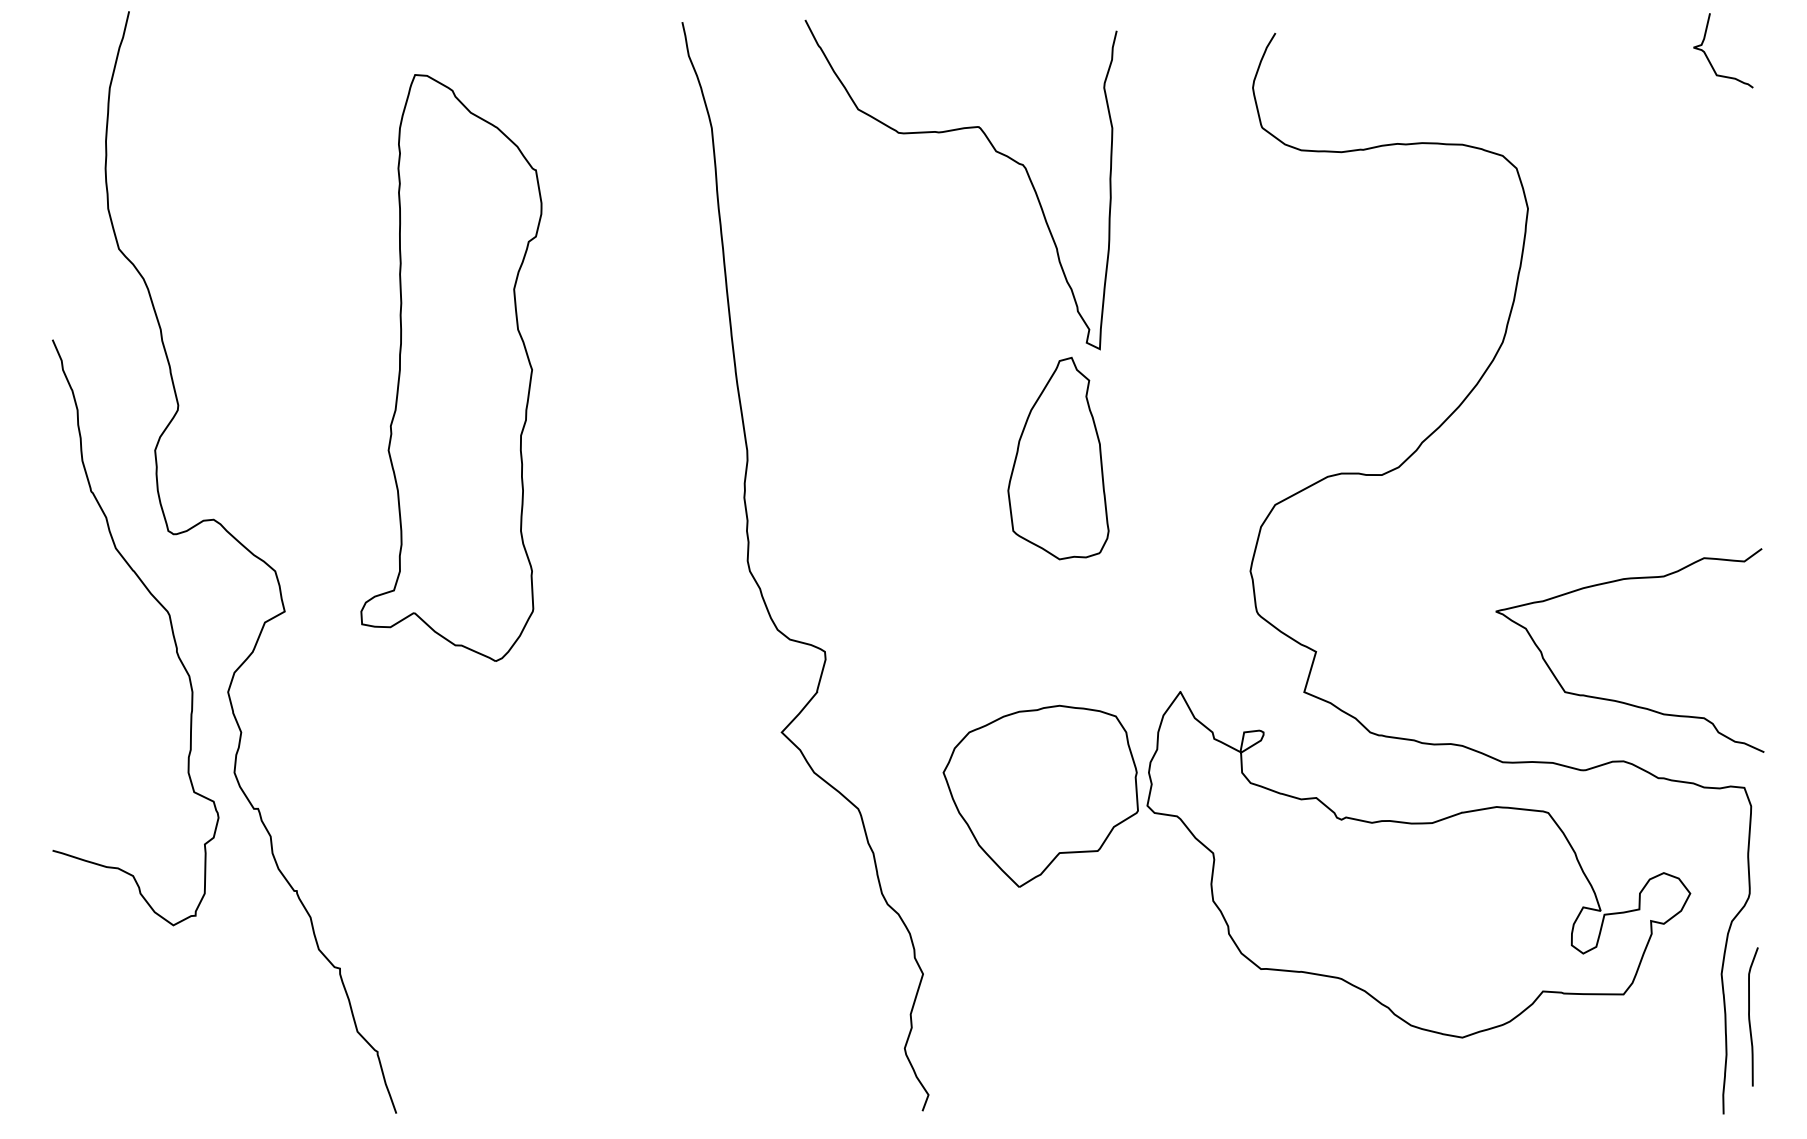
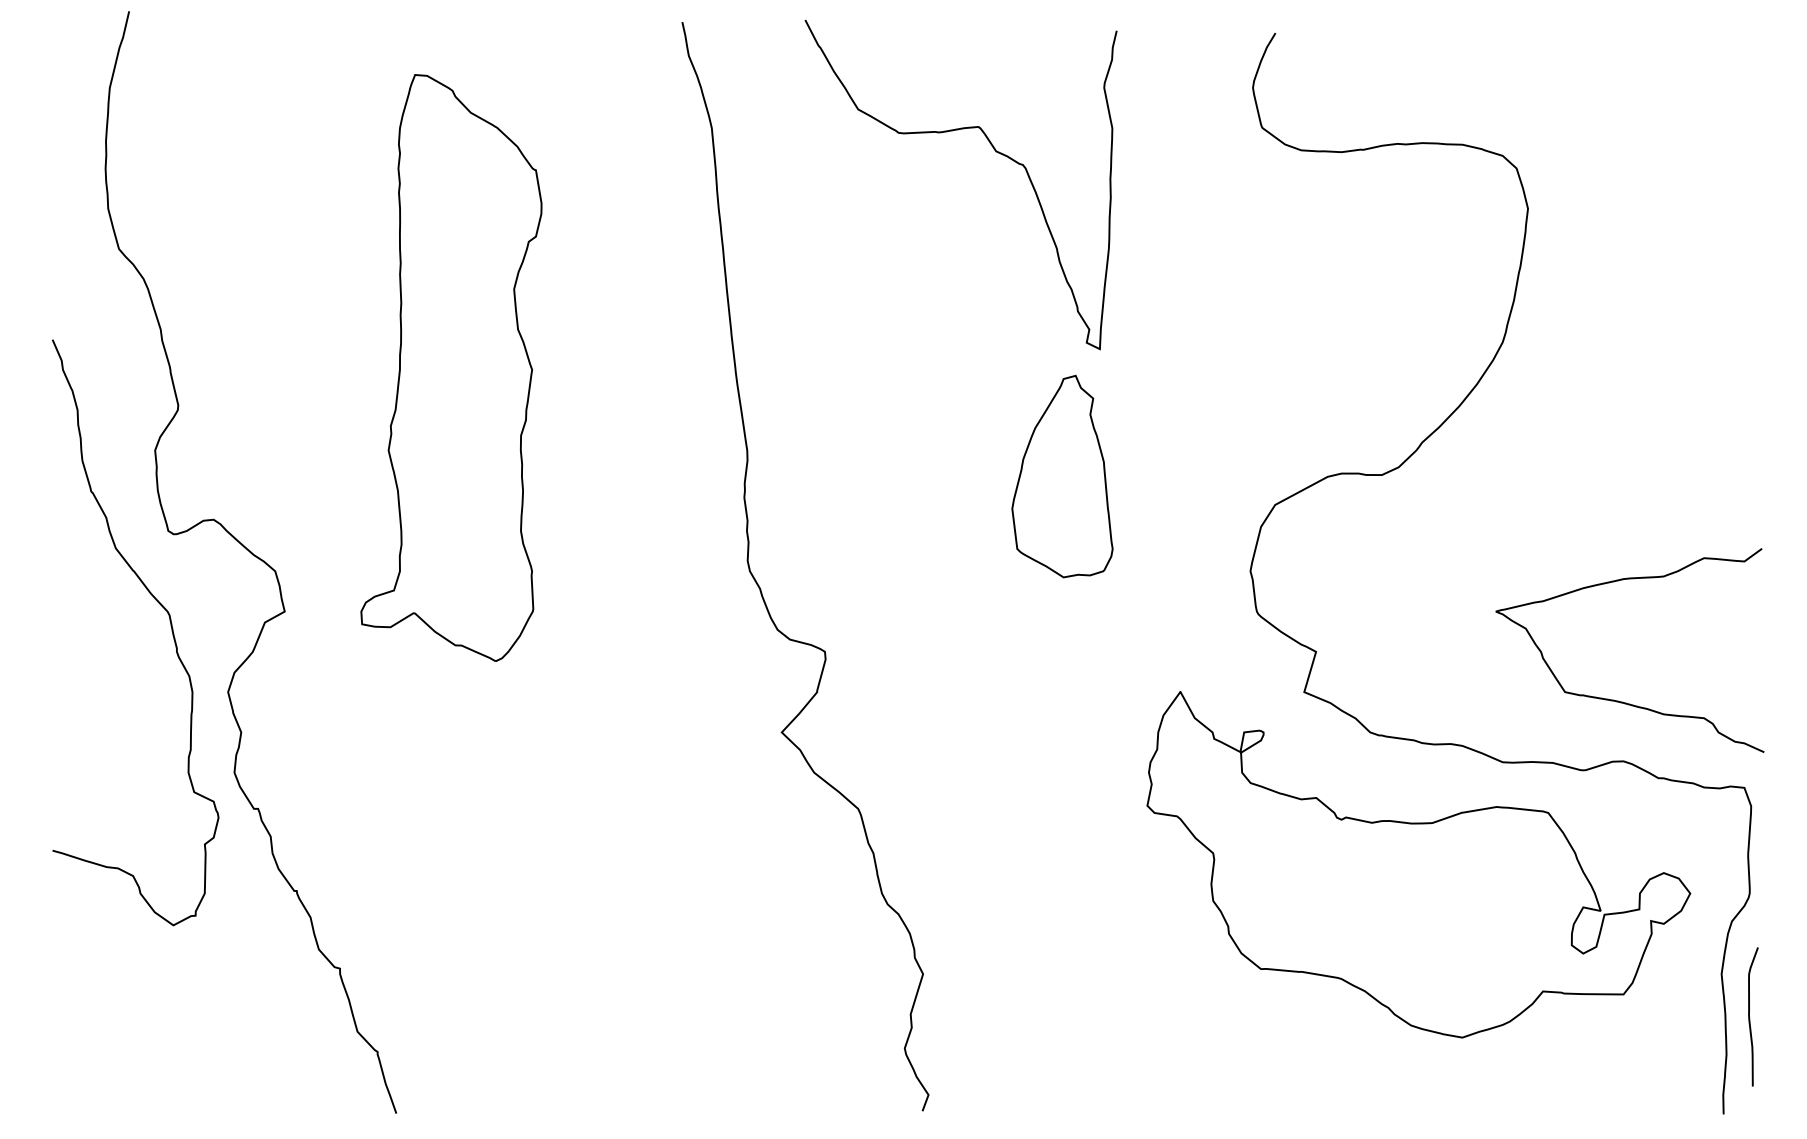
curve: present -> none (1708, 57)
part position: (1058, 458) -> (1062, 476) (1062, 476)
part: present -> none (1040, 795)
